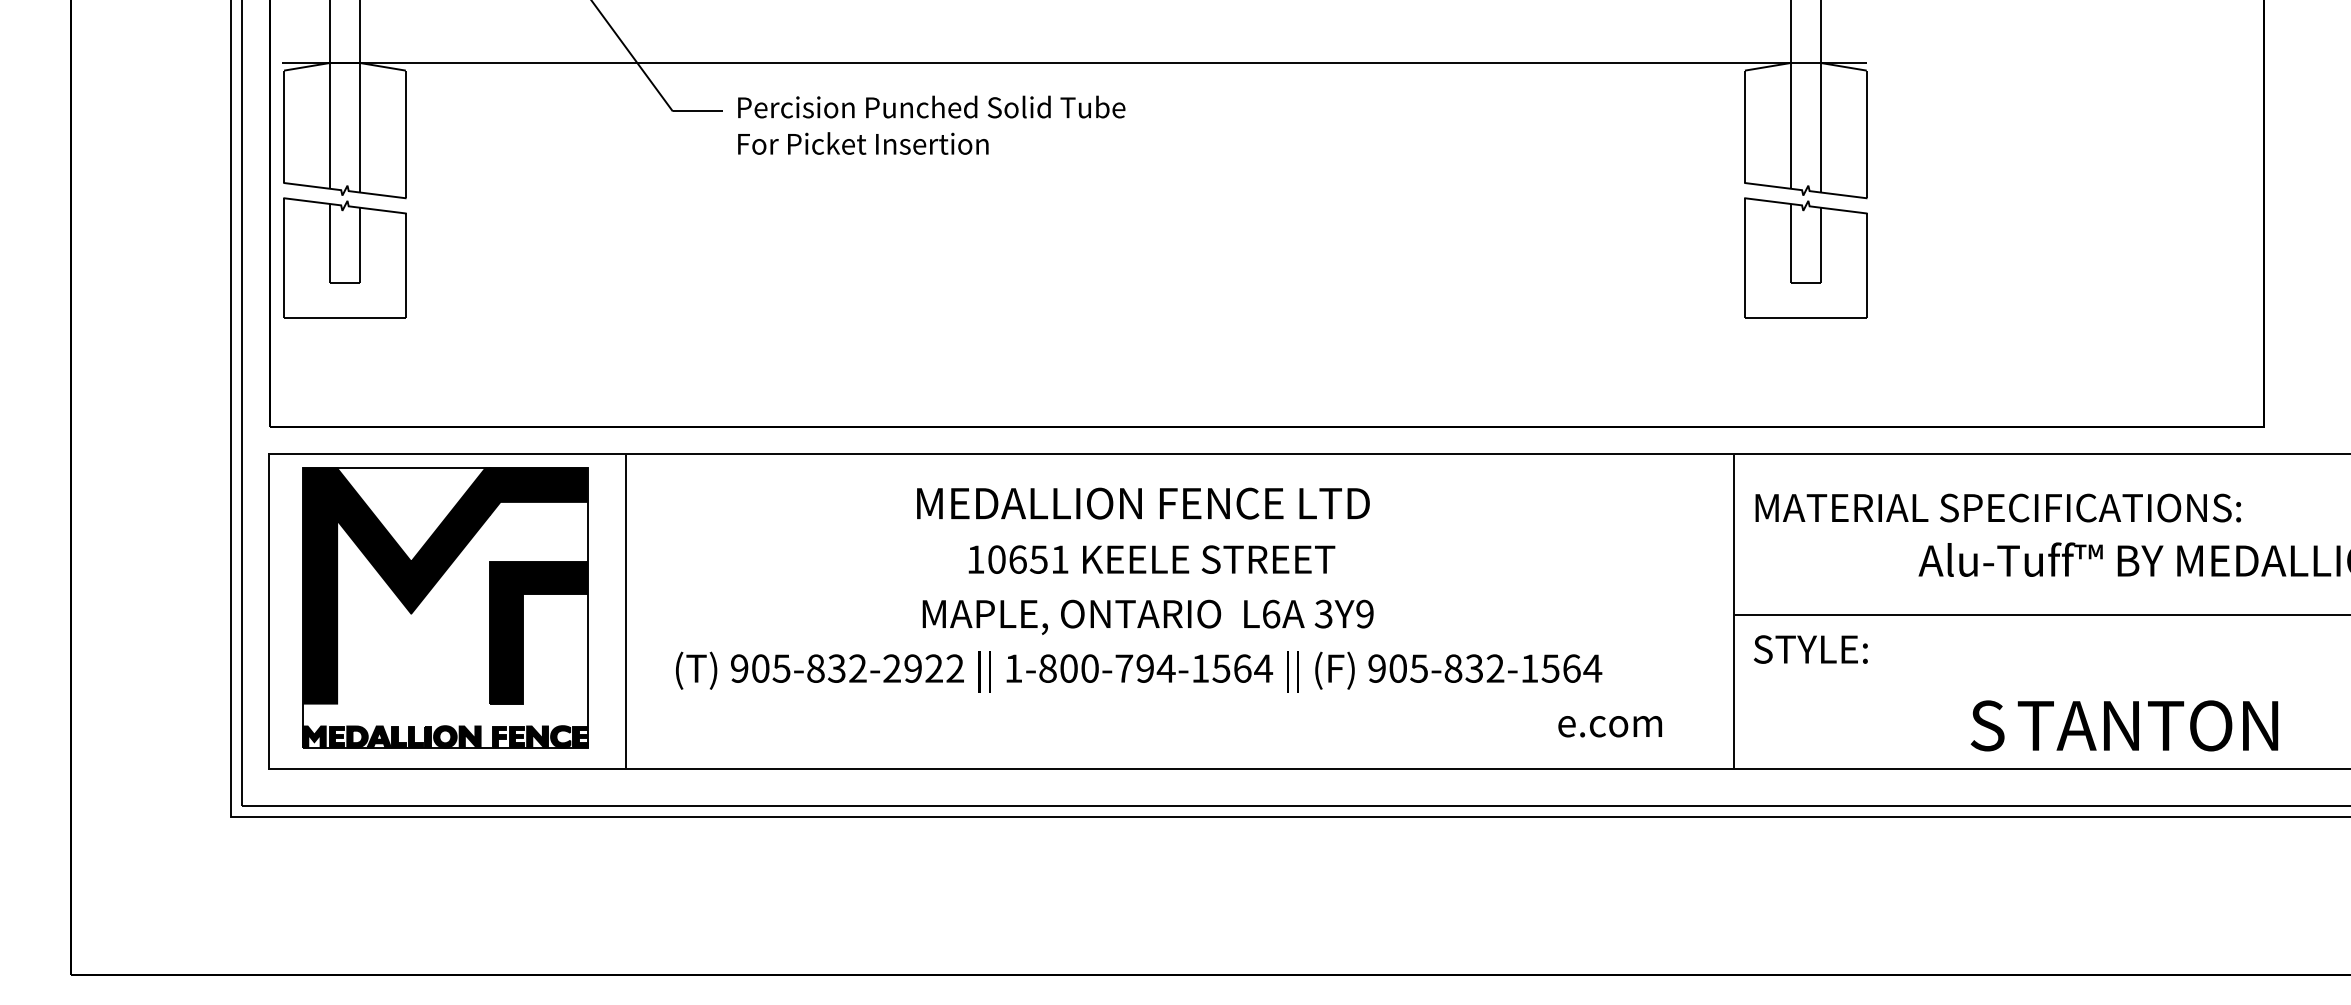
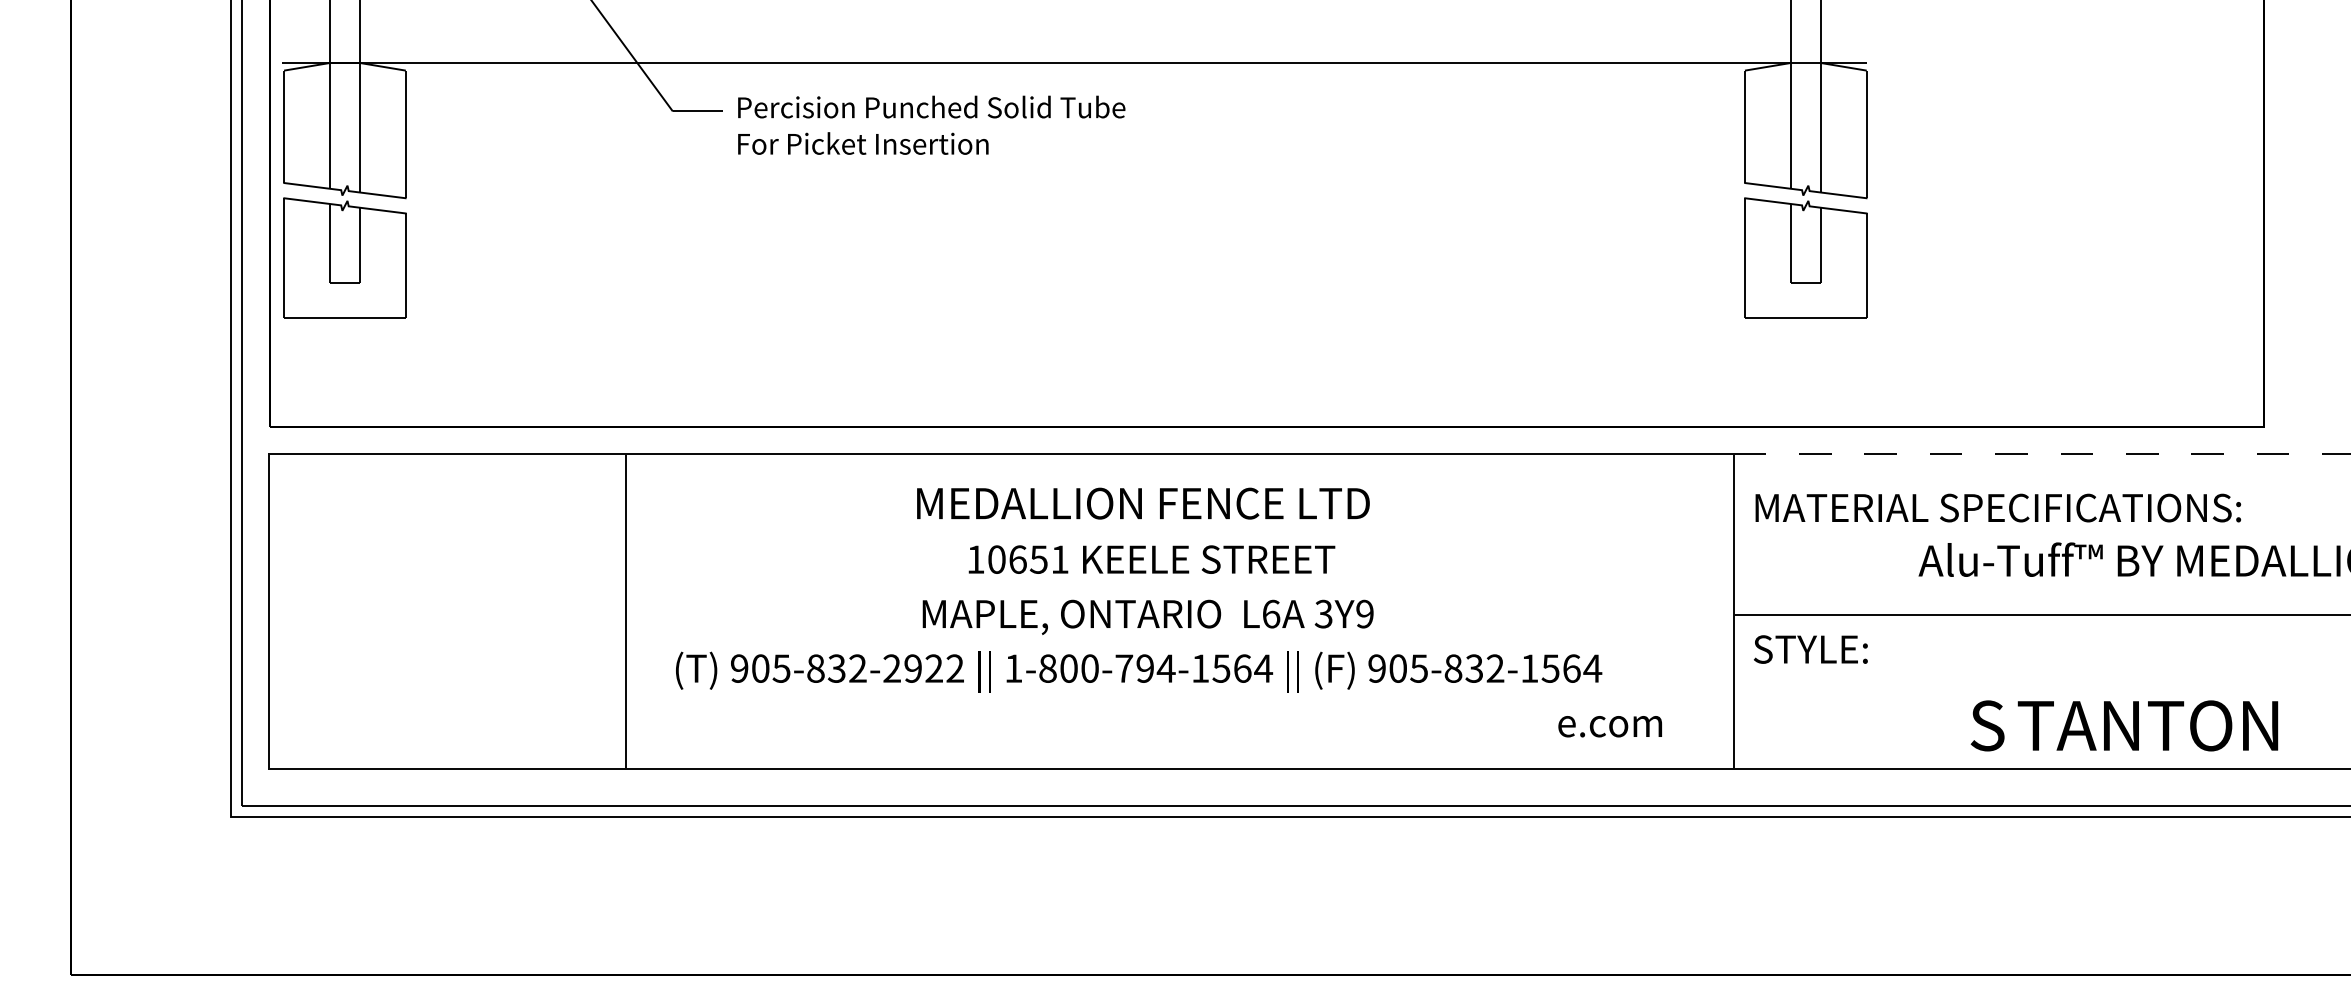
line: solid -> dashed (2042, 453)
part: present -> none (445, 607)
